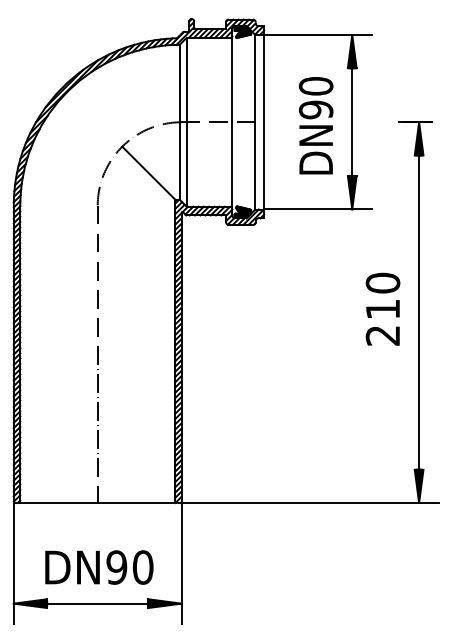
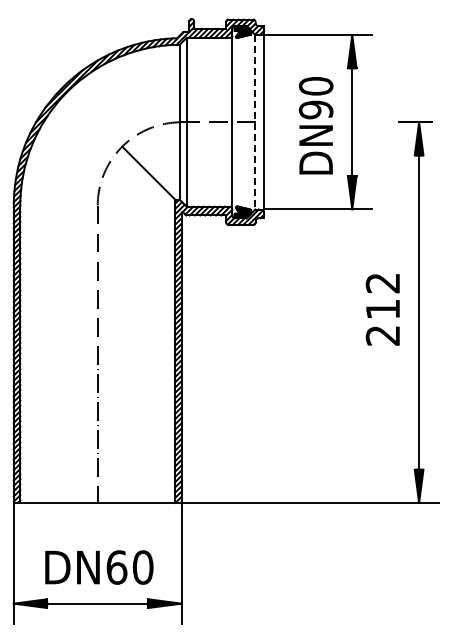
line: solid -> dashed (255, 122)
text: 210 -> 212 (382, 282)
text: DN90 -> DN60 (116, 567)
